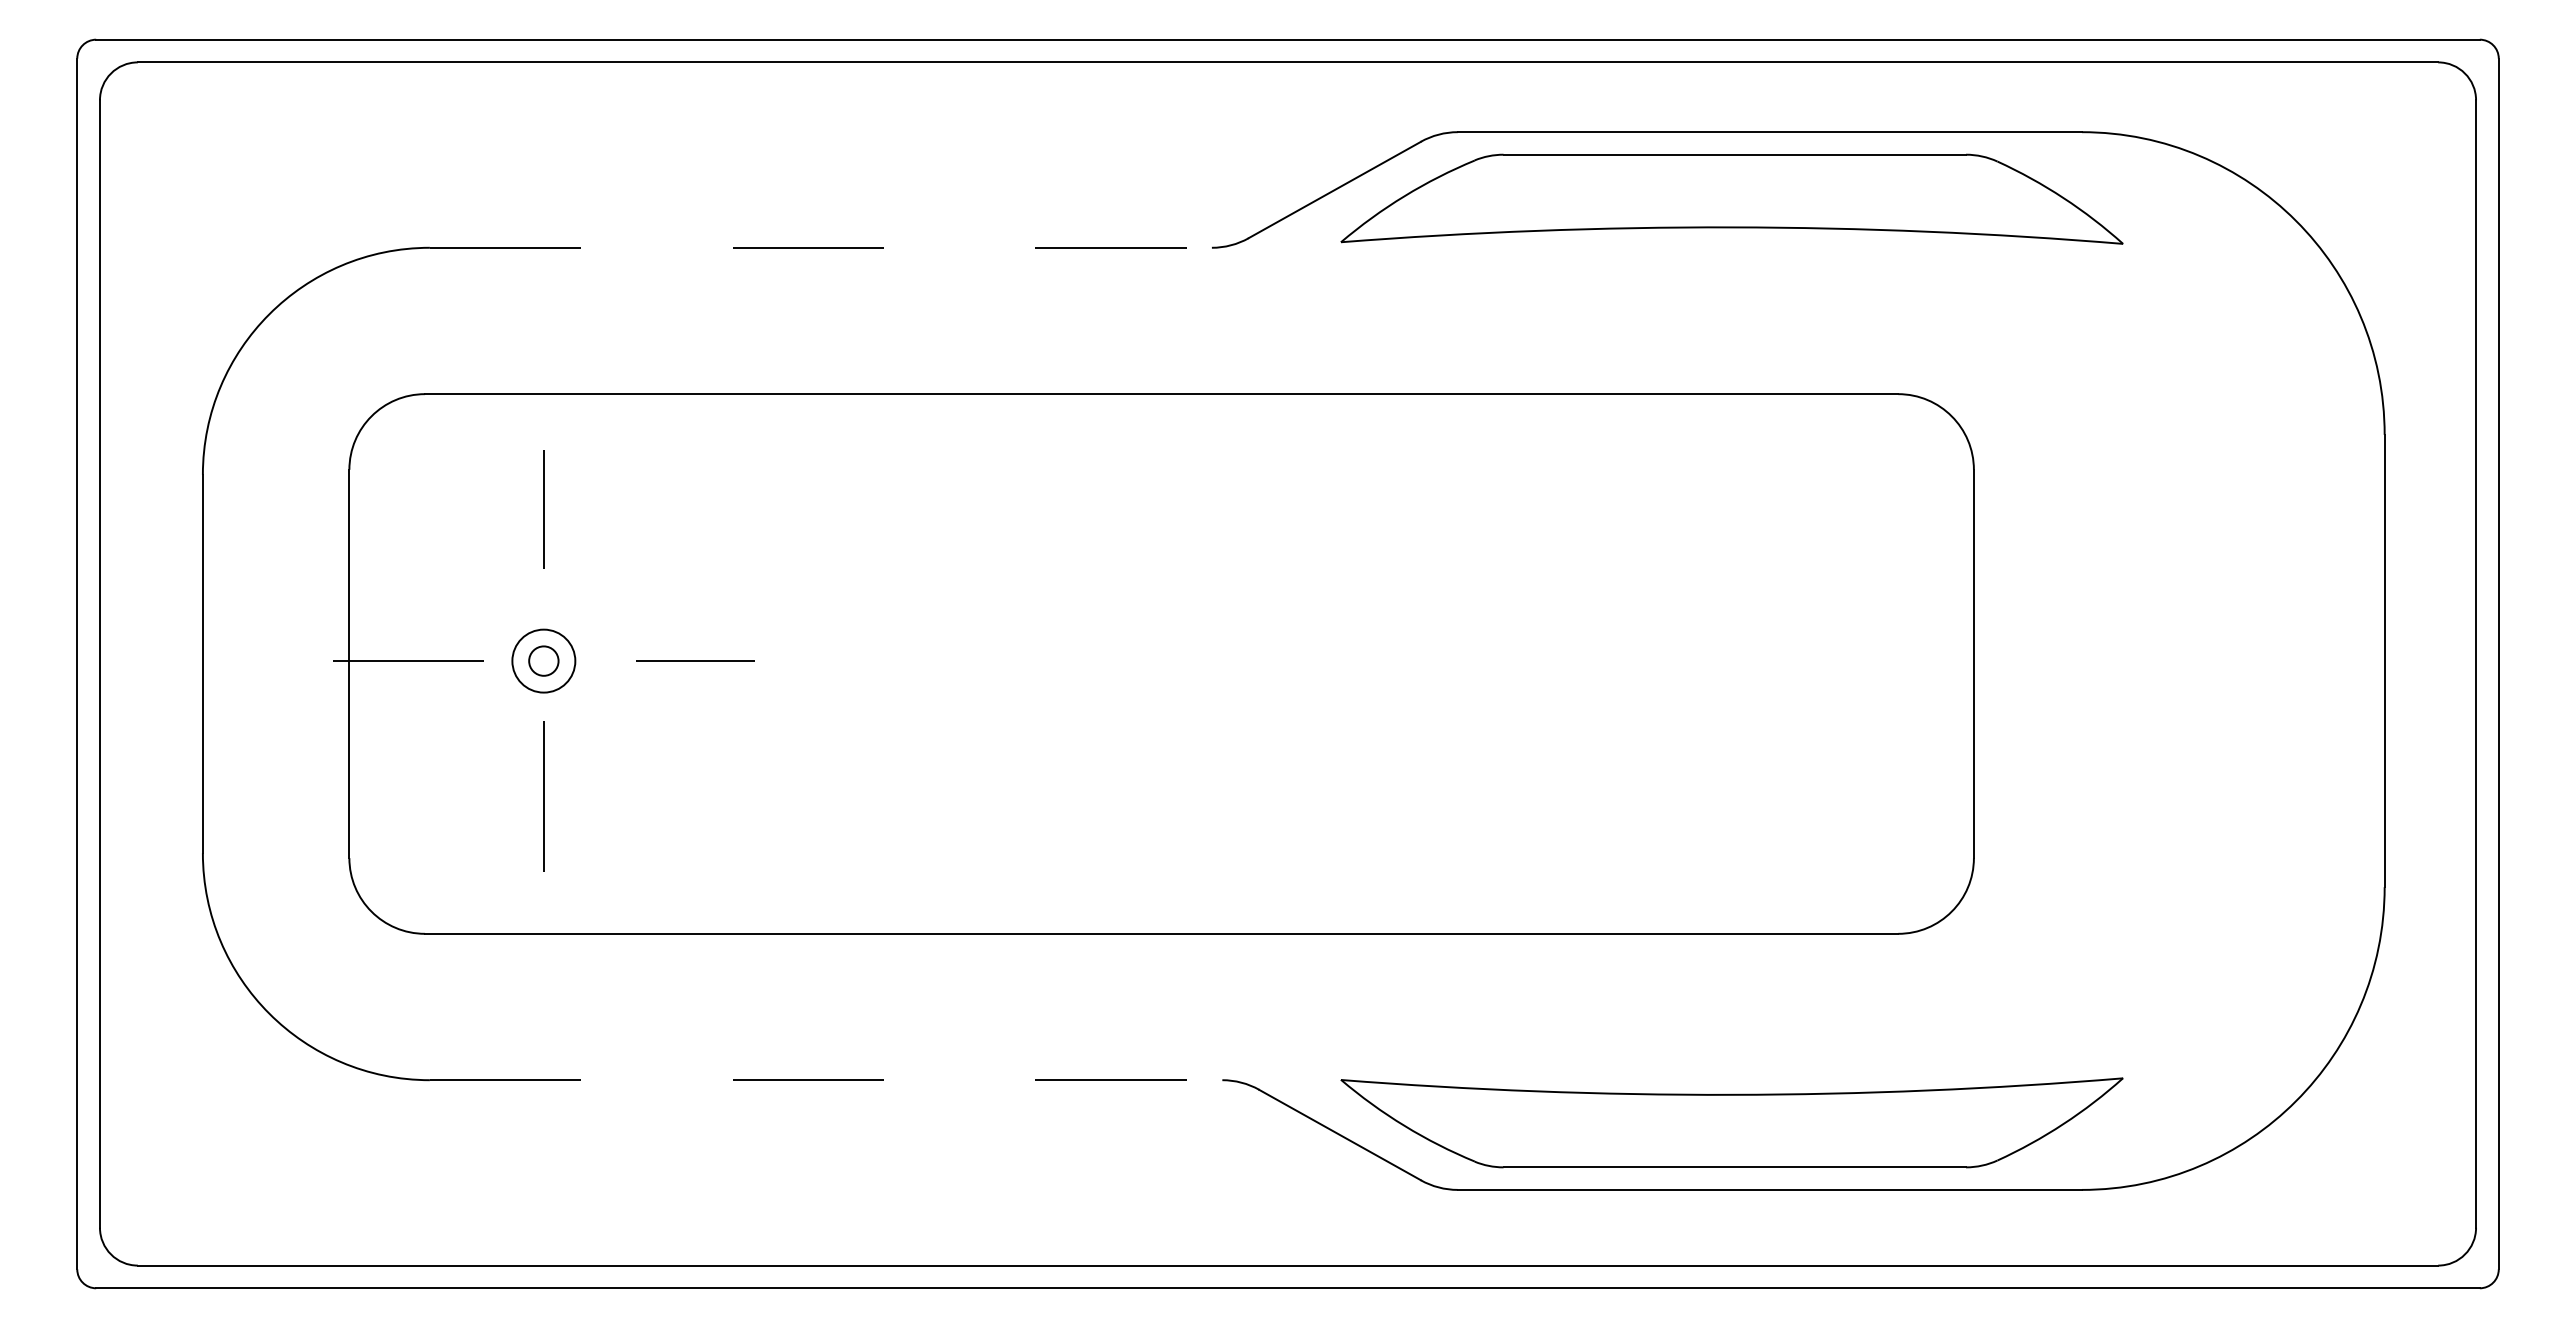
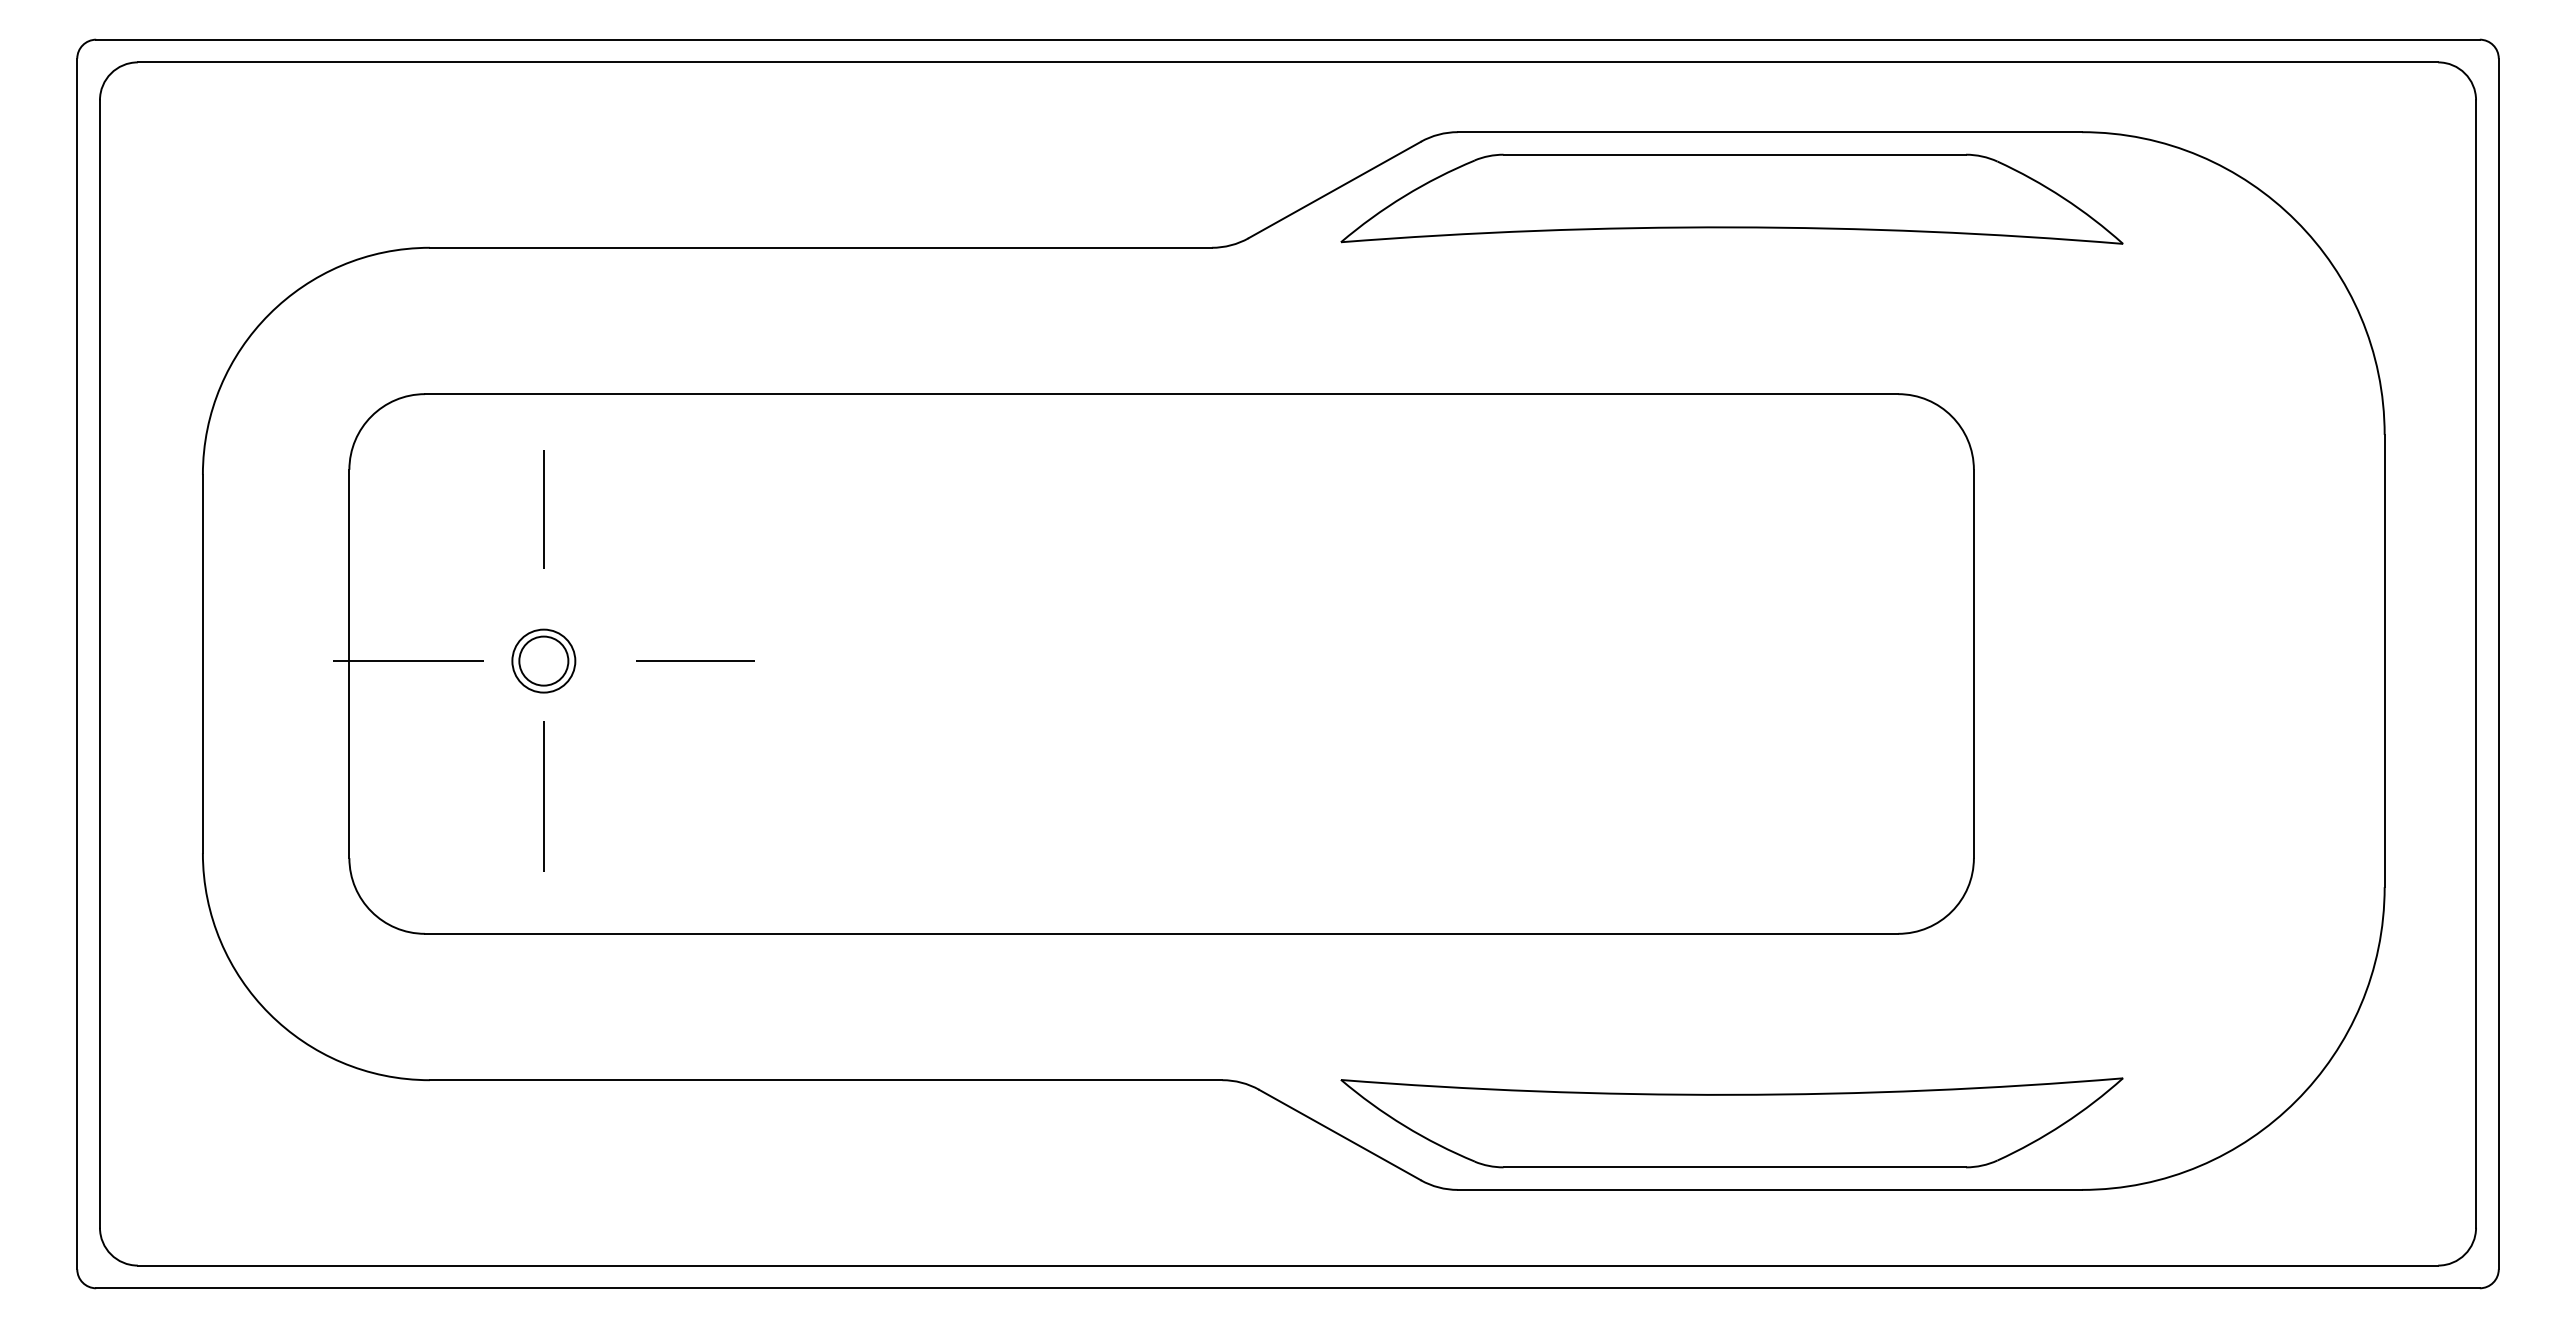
line: dashed -> solid (820, 247)
circle diameter: 29 px -> 49 px (543, 660)
line: dashed -> solid (826, 1080)
